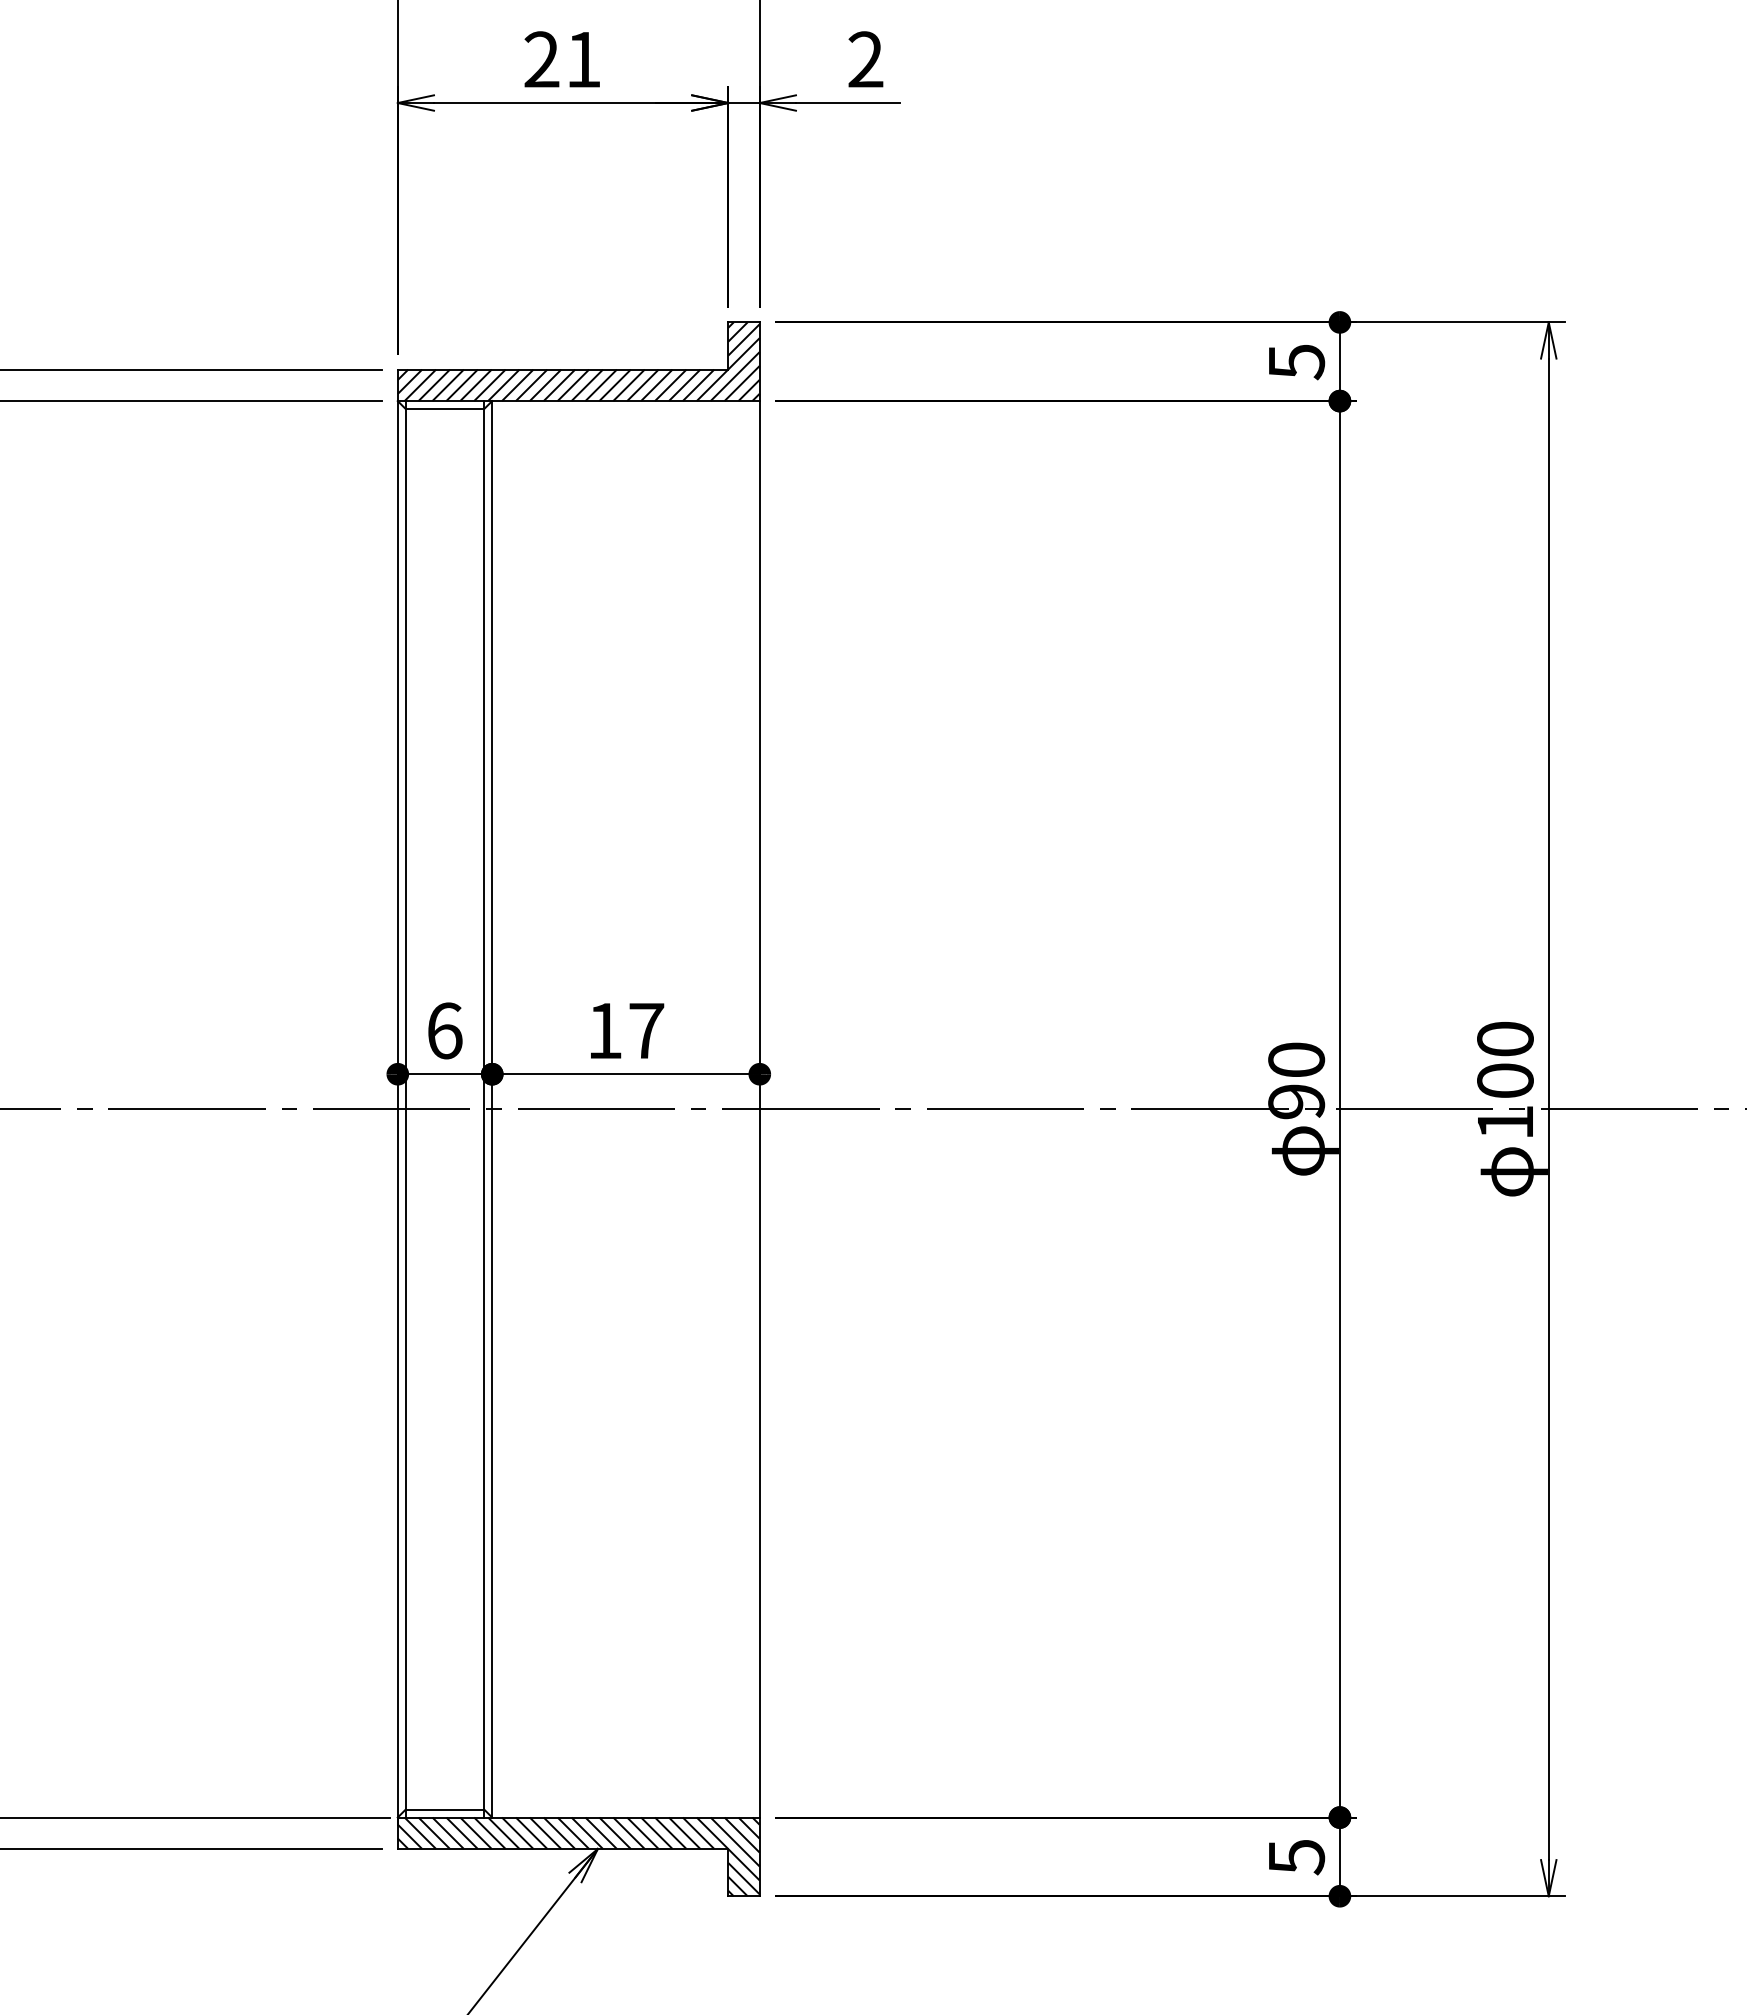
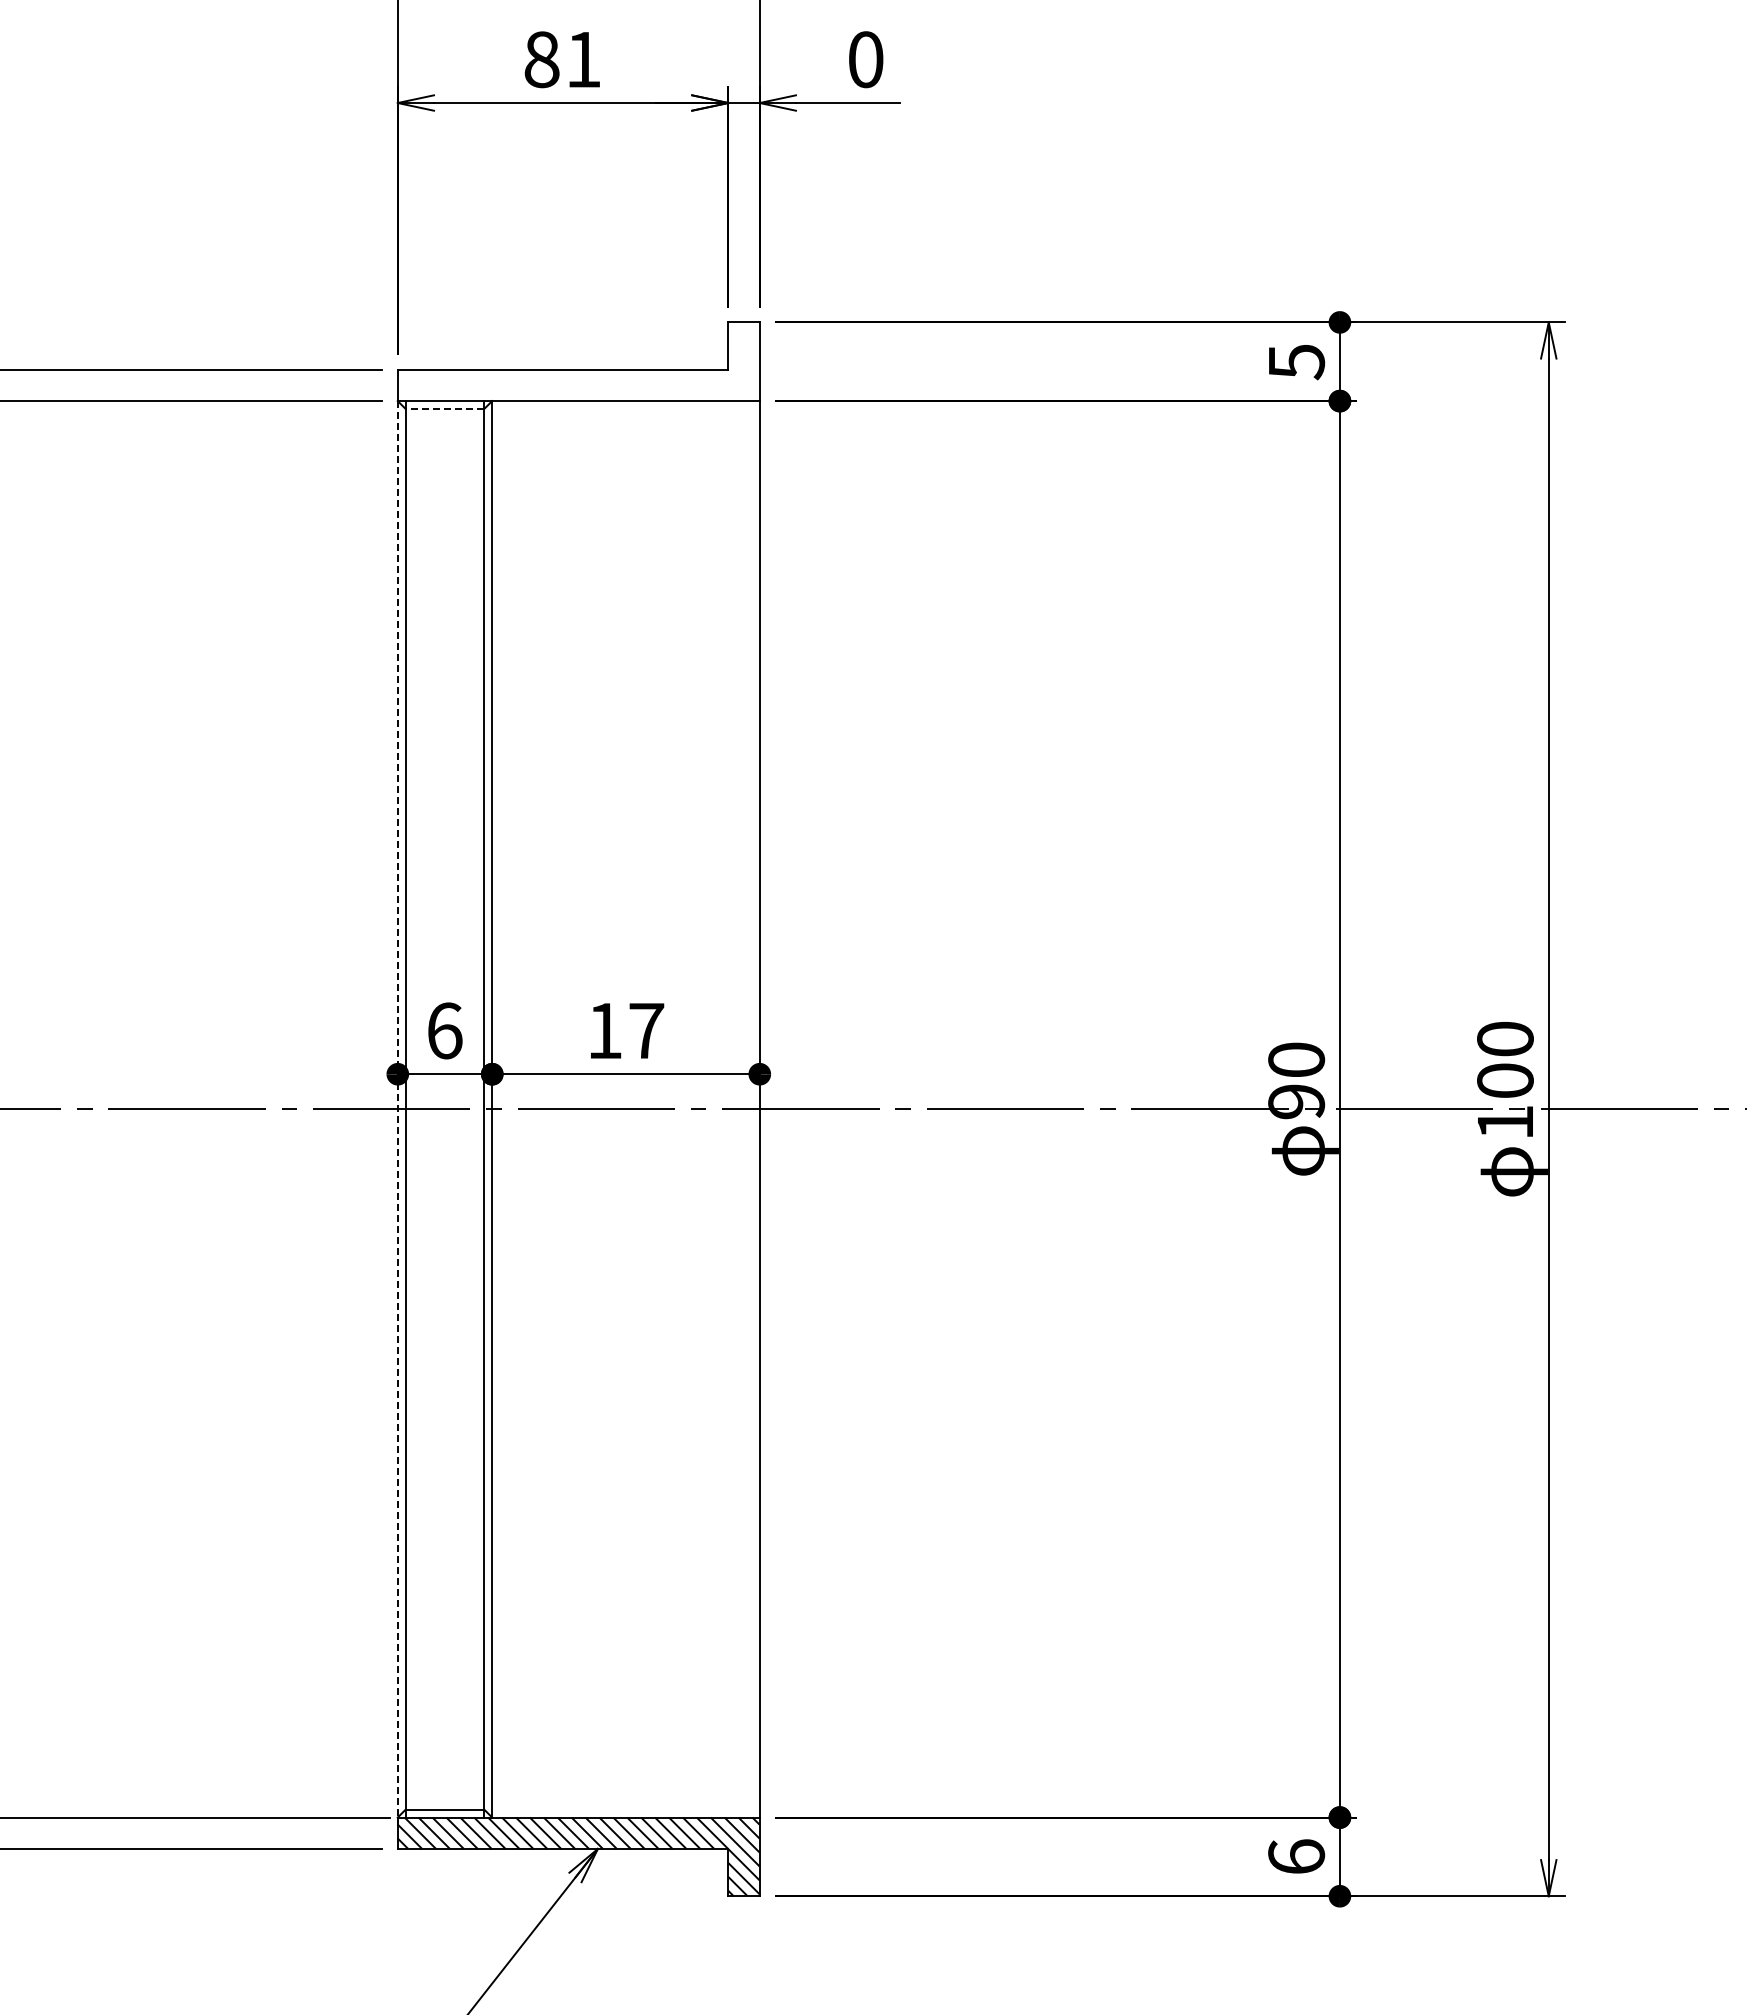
text: 21 -> 81 (541, 59)
text: 2 -> 0 (865, 59)
hatch: present -> none (578, 361)
line: solid -> dashed (444, 408)
line: solid -> dashed (397, 1113)
text: 5 -> 6 (1296, 1857)
